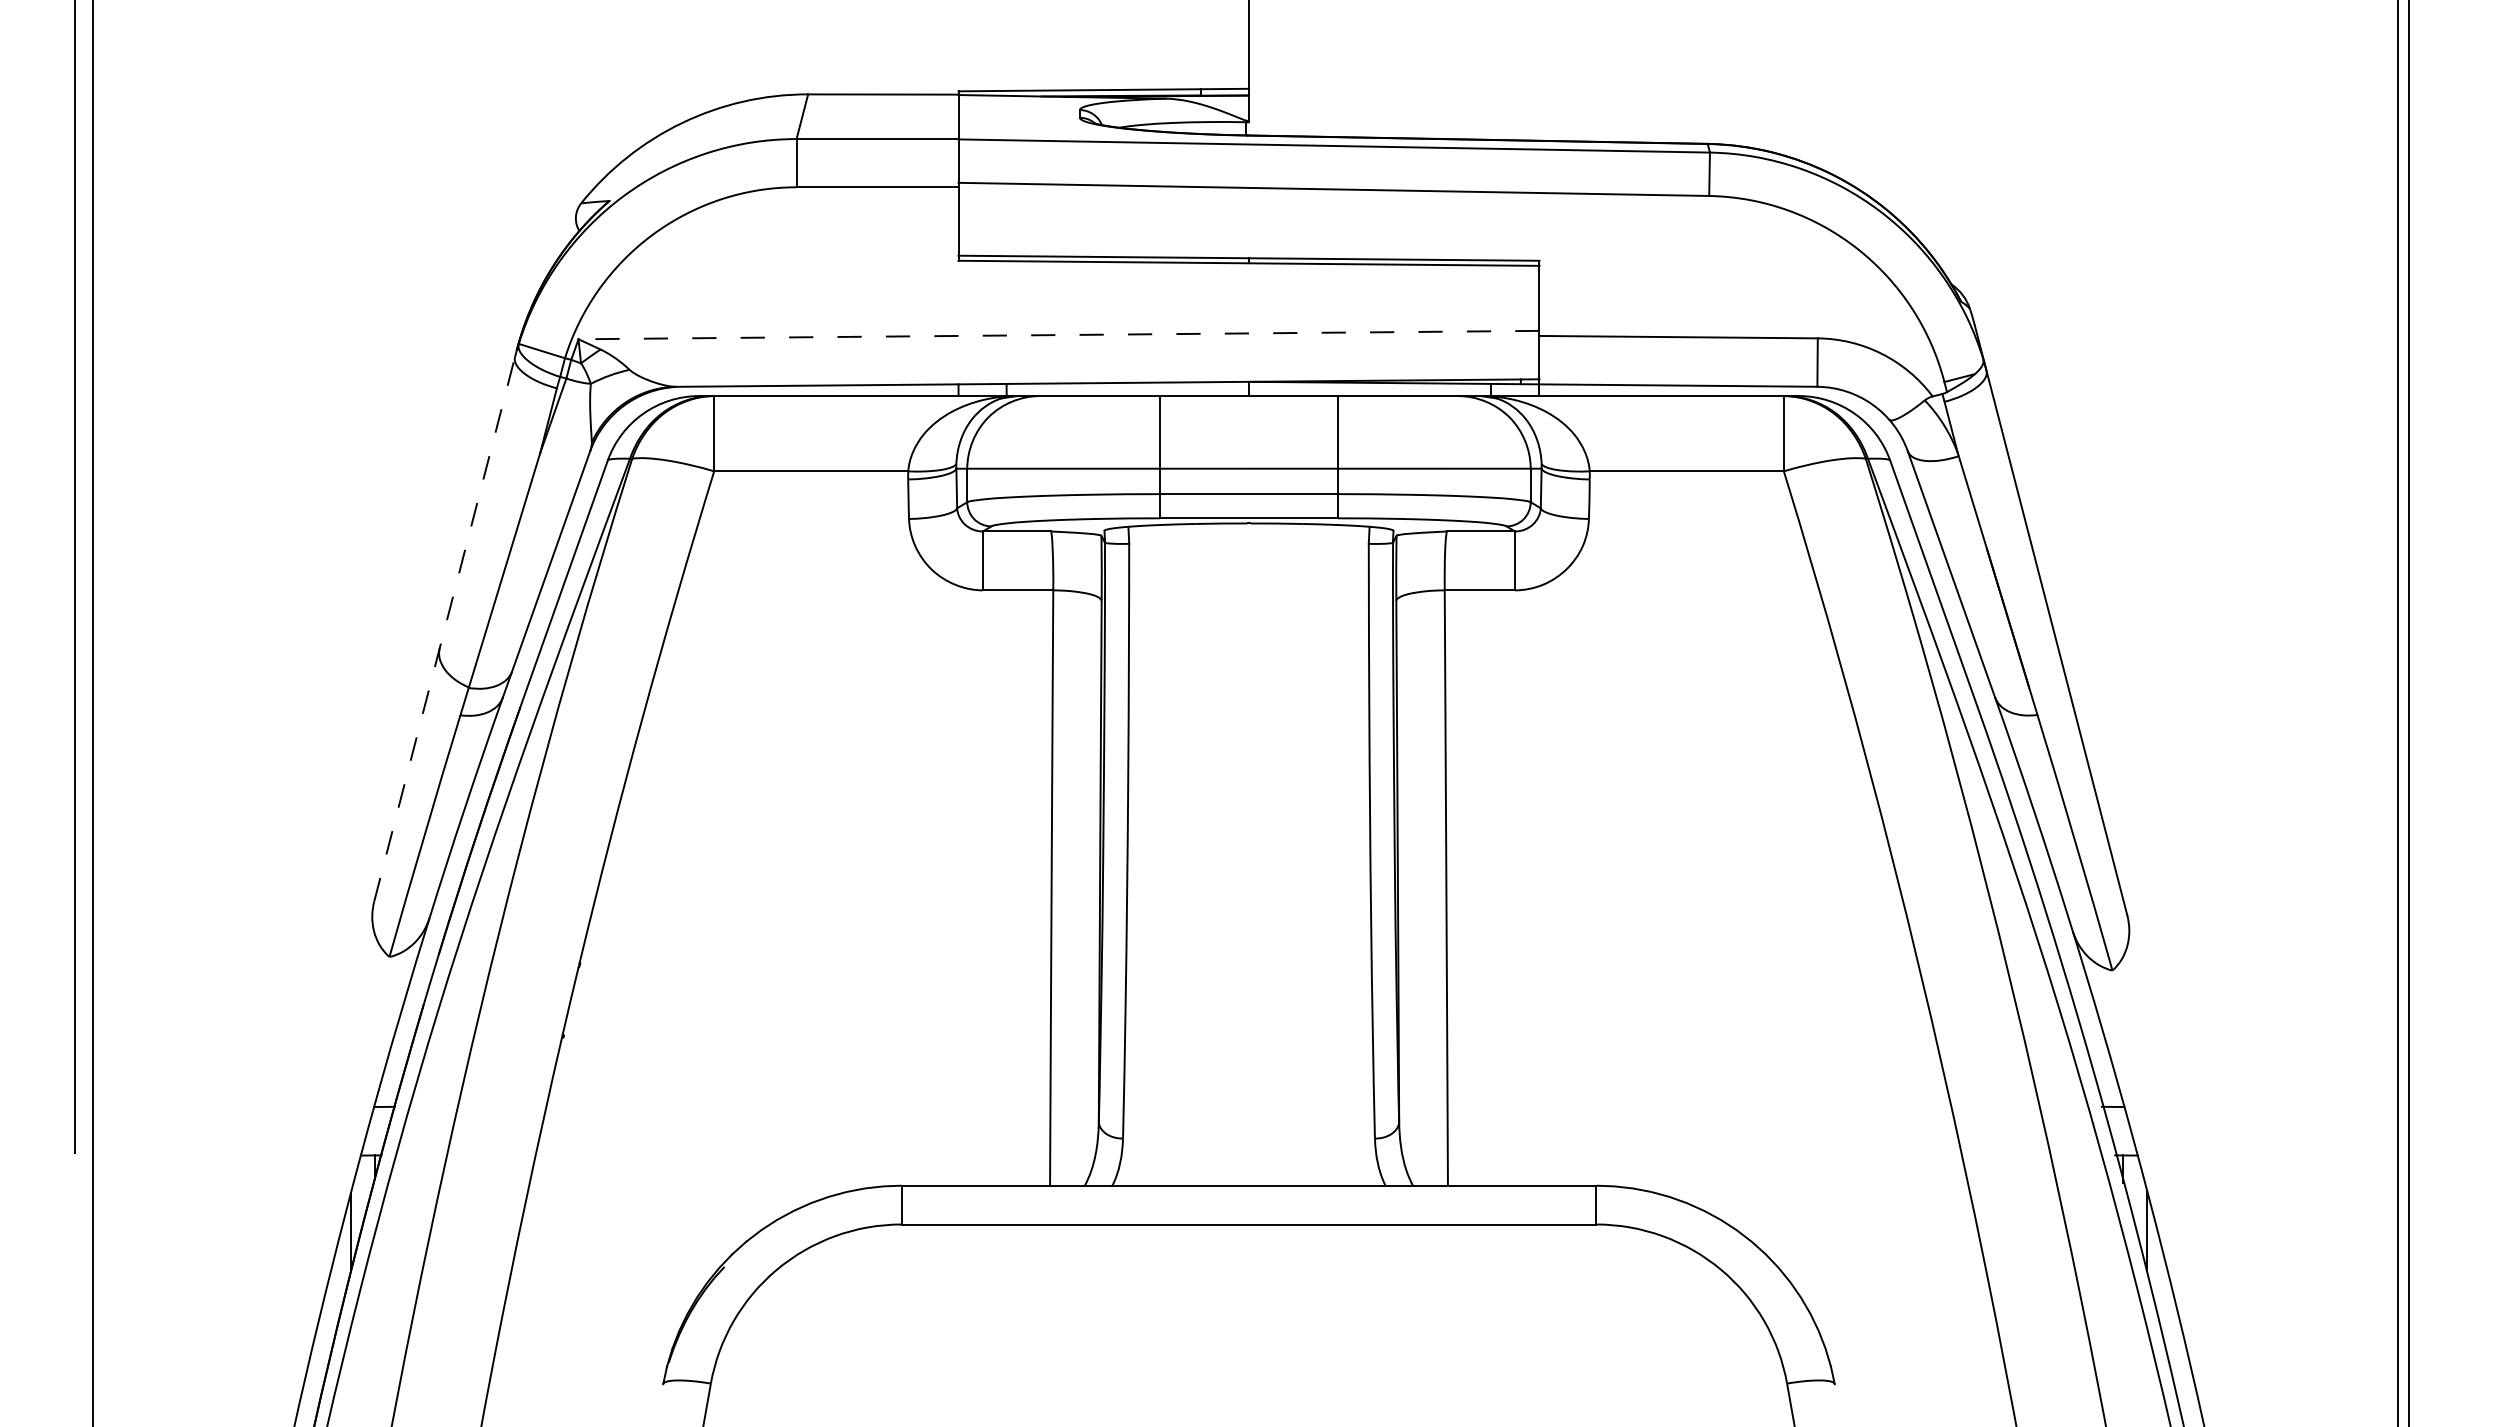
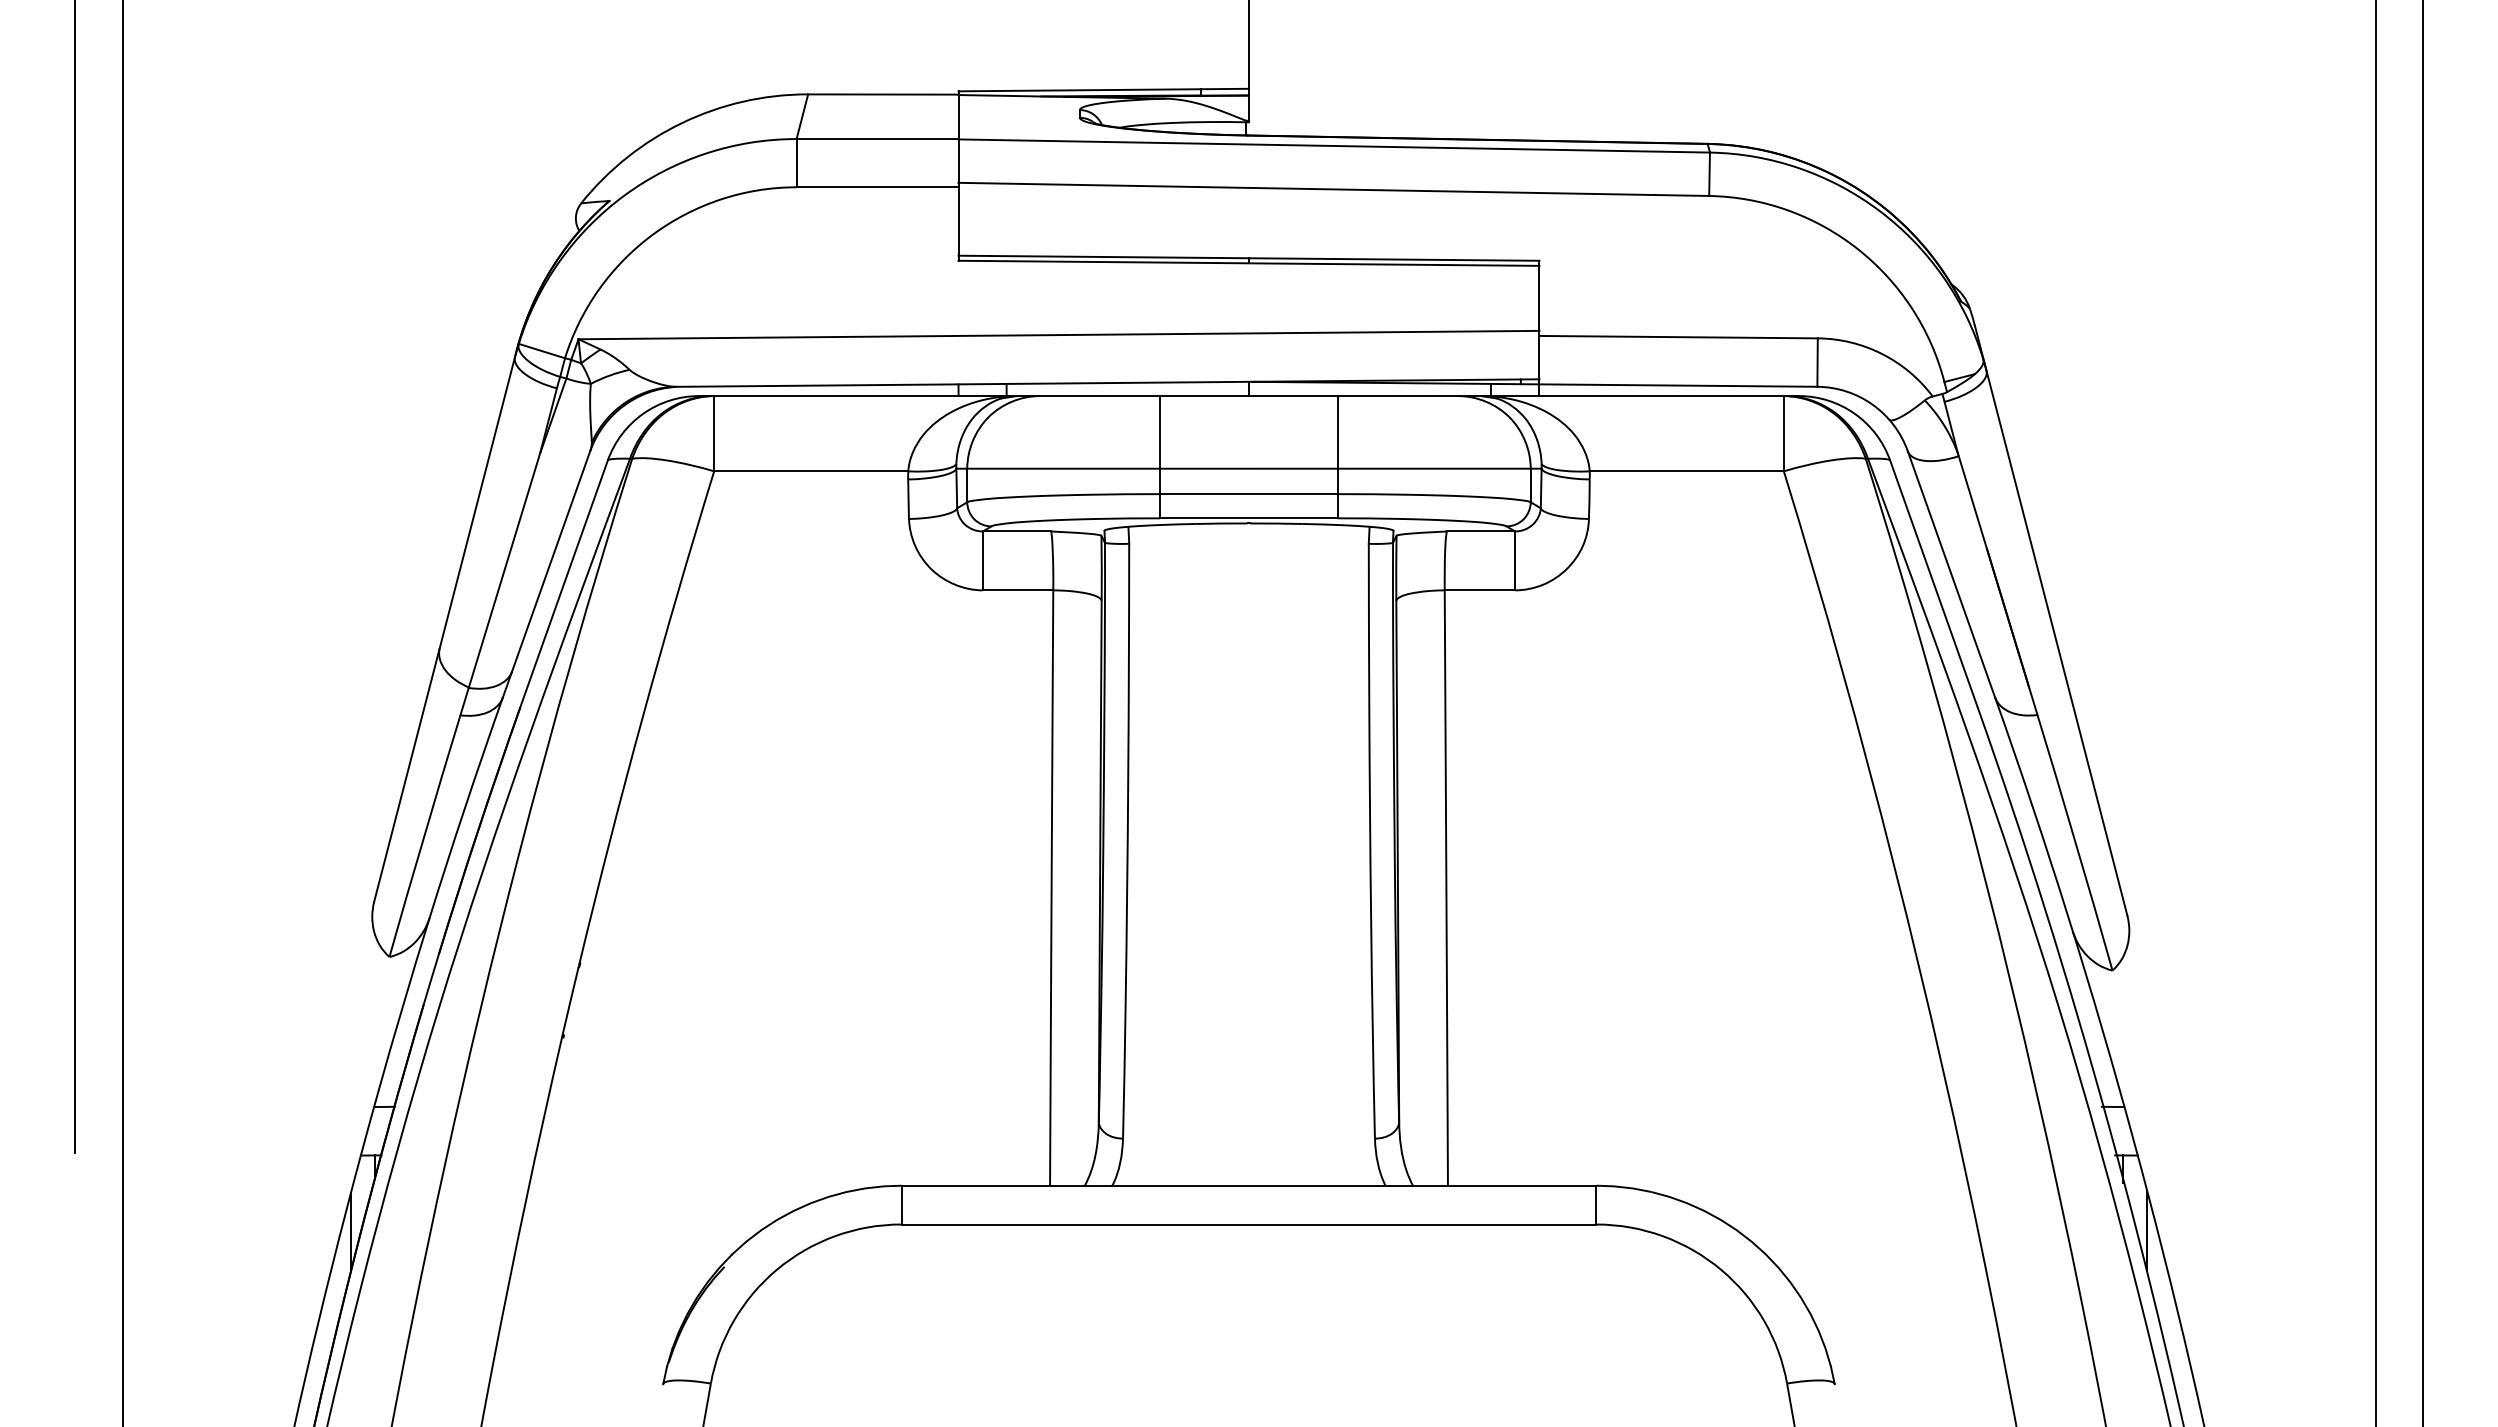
line: dashed -> solid (1058, 335)
line: dashed -> solid (445, 625)
line position: (92, 712) -> (122, 712) (122, 712)
line position: (2398, 712) -> (2423, 712) (2423, 712)
line position: (2408, 712) -> (2375, 712) (2375, 712)
